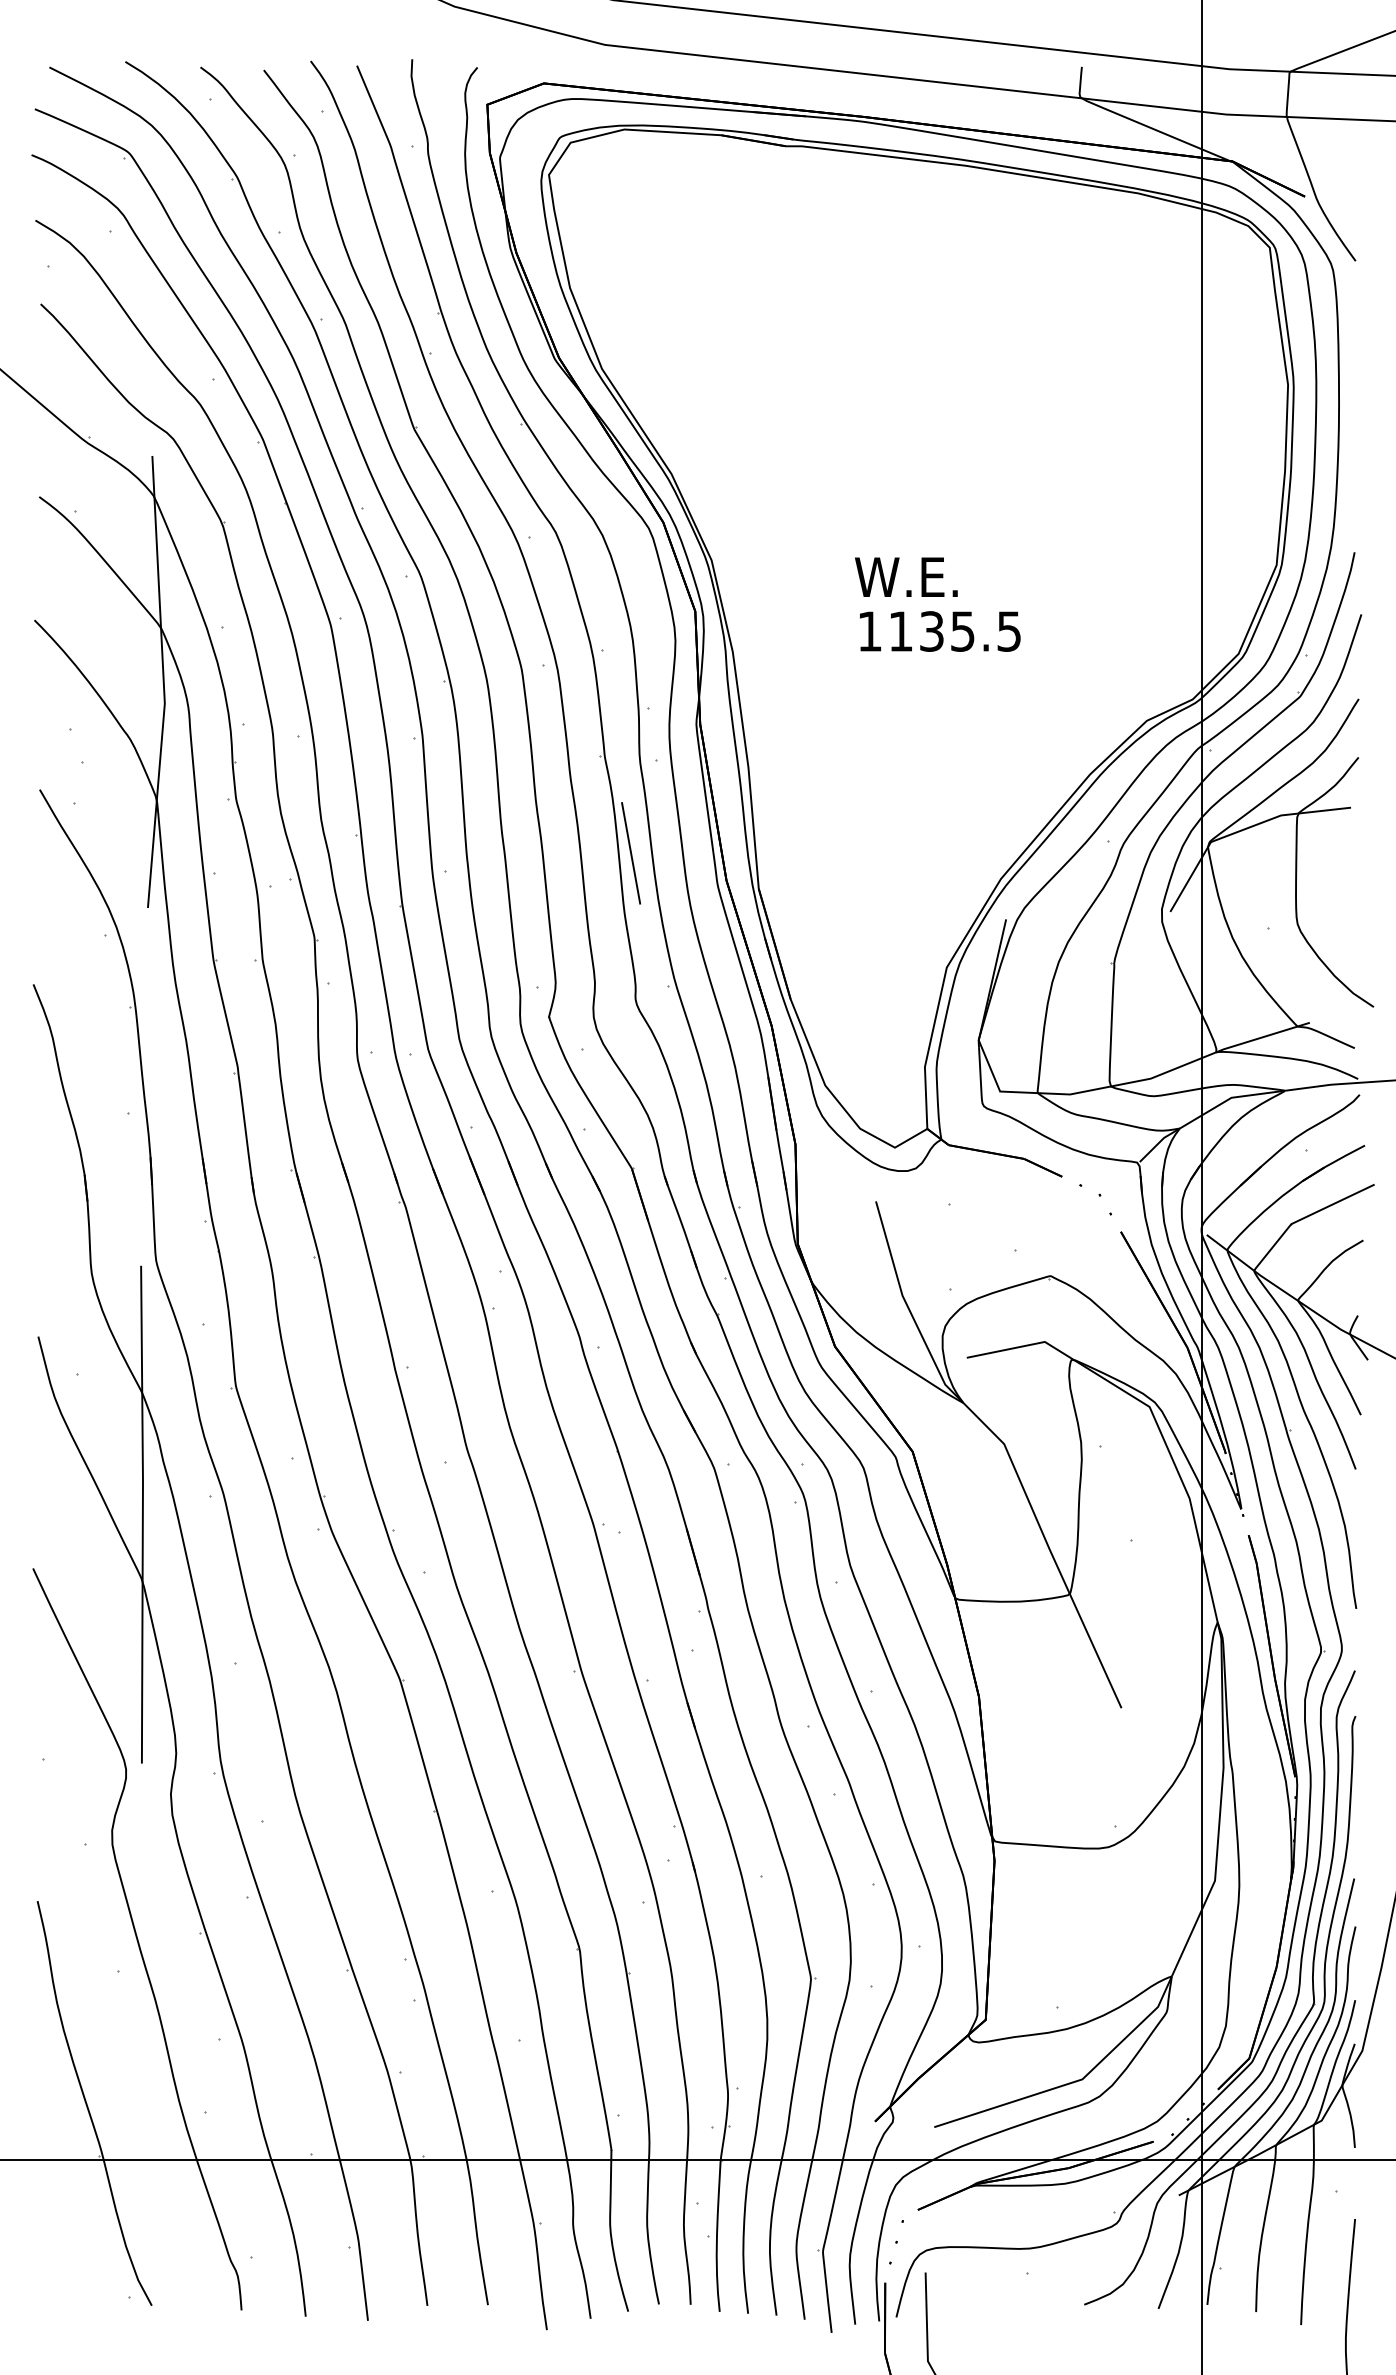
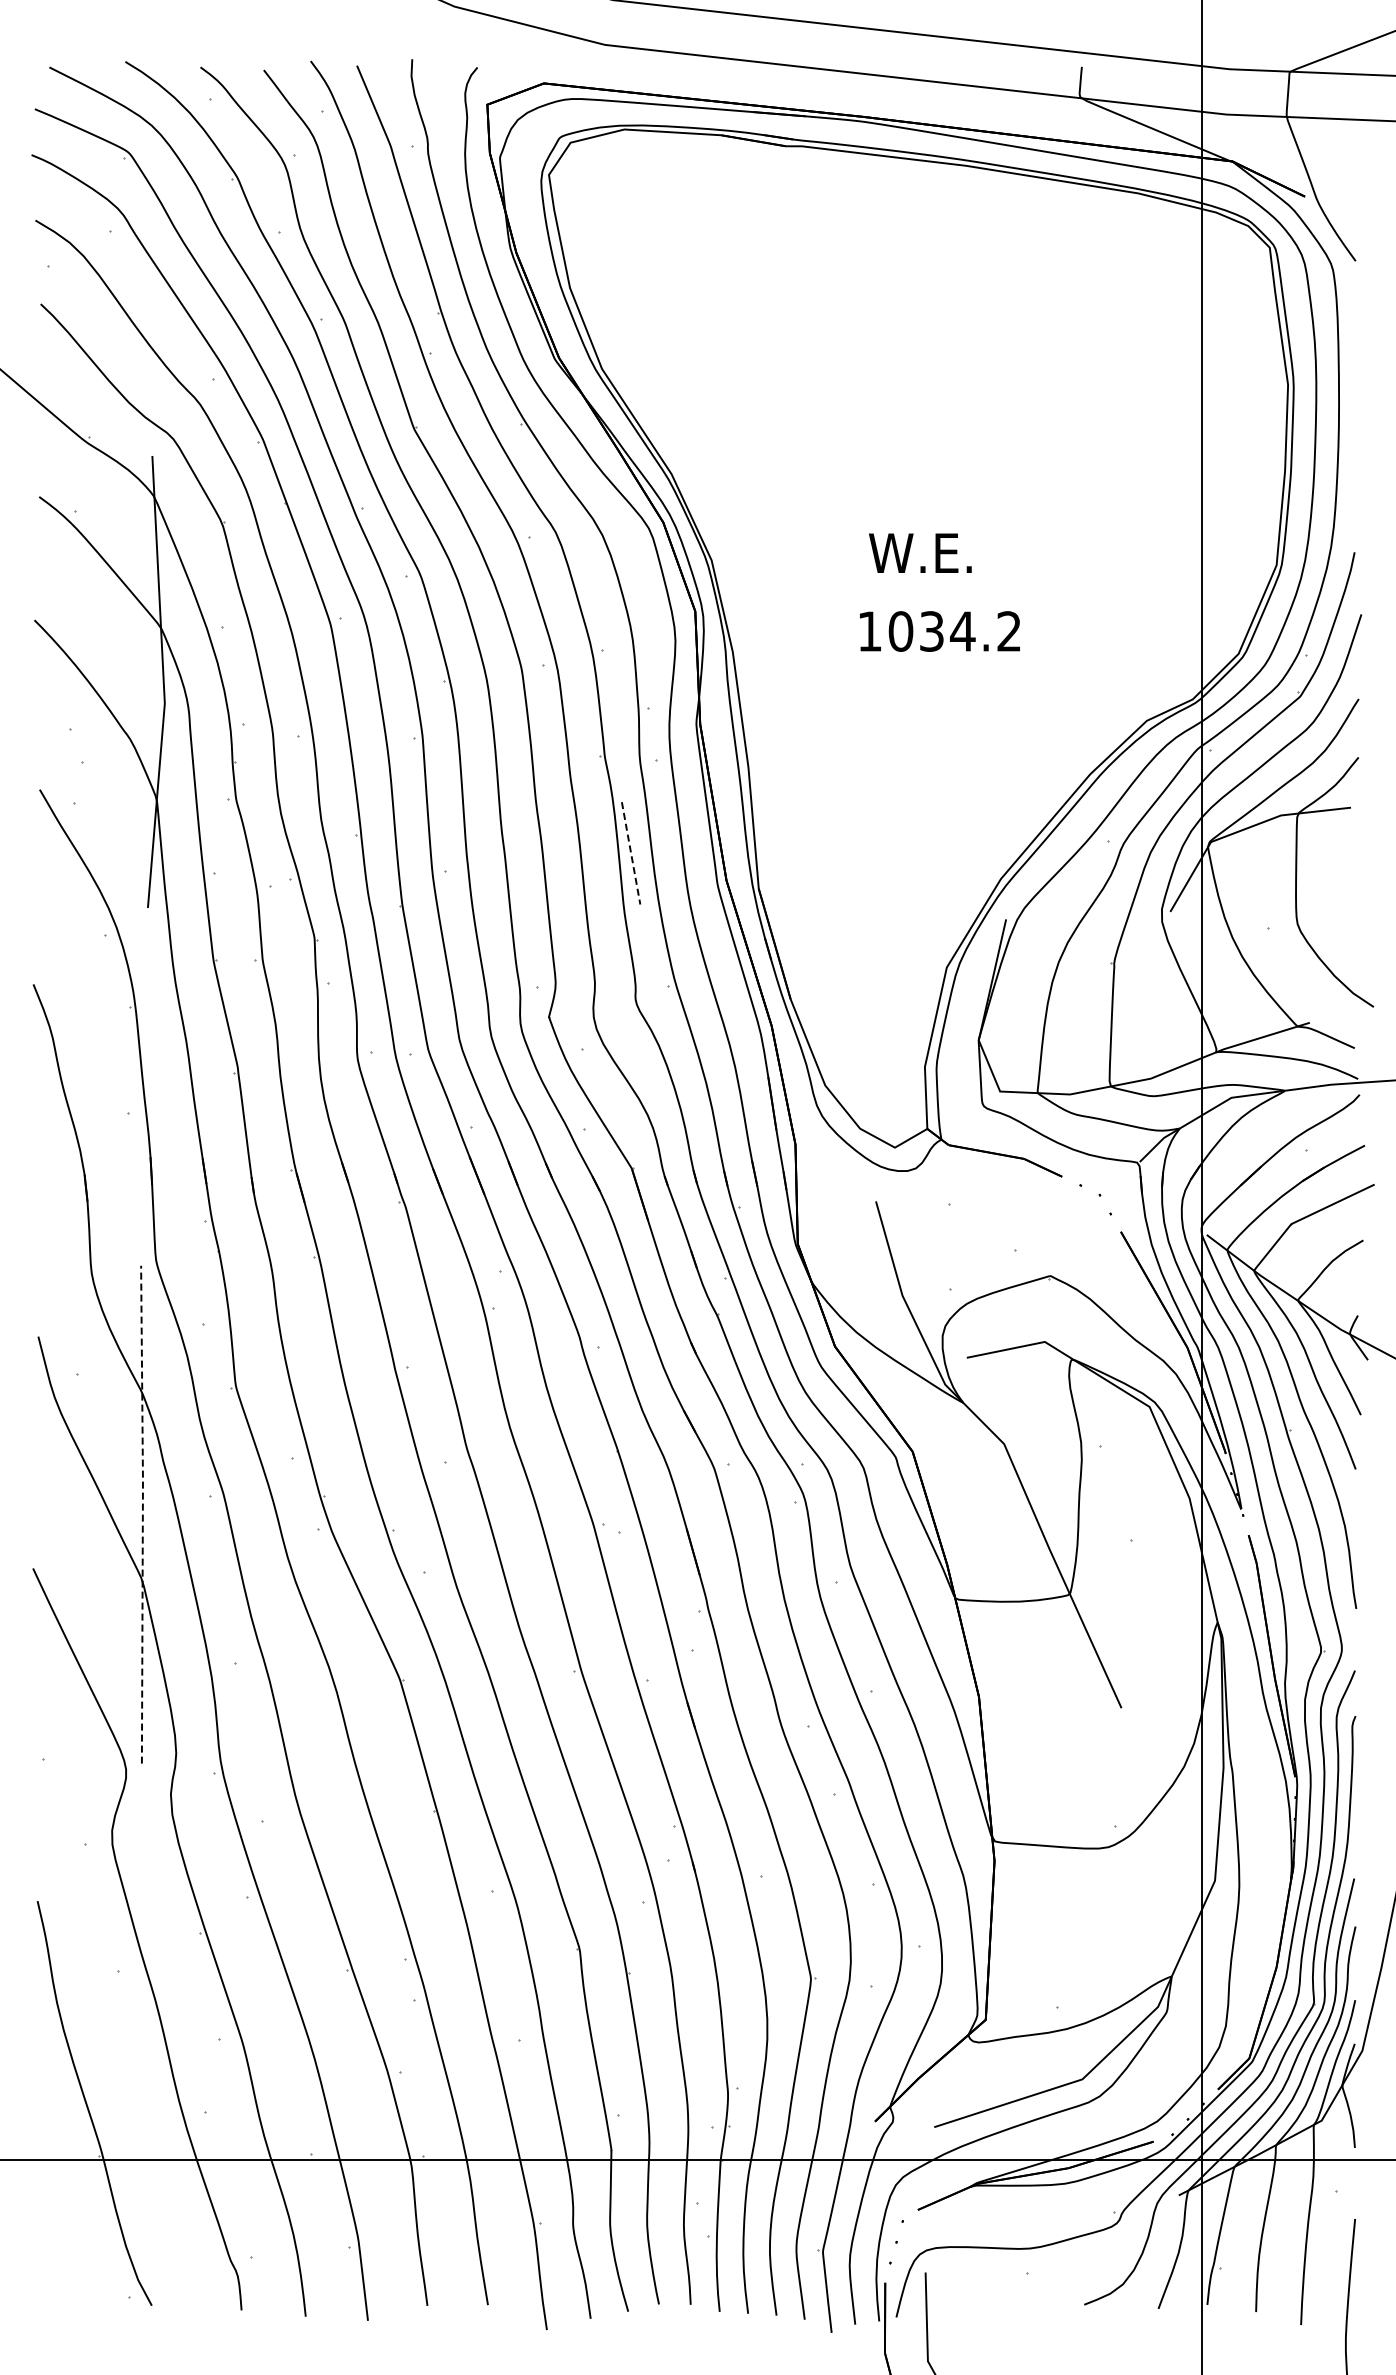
text position: (906, 576) -> (920, 552) (920, 552)
text: 1135.5 -> 1034.2 (954, 631)
line: solid -> dashed (631, 853)
line: solid -> dashed (142, 1514)
